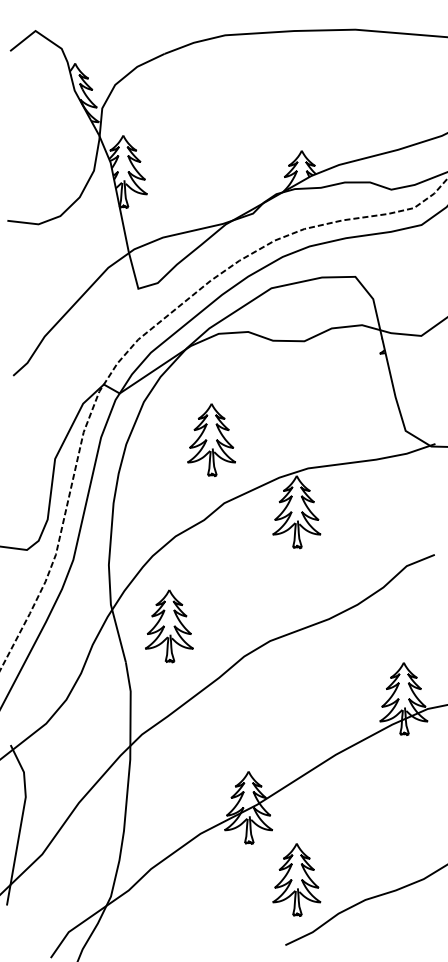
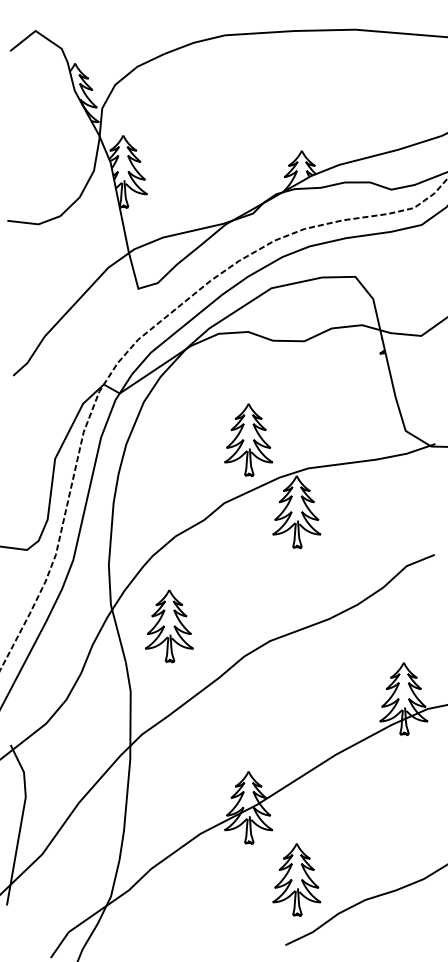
part position: (211, 439) -> (248, 439) (248, 439)
